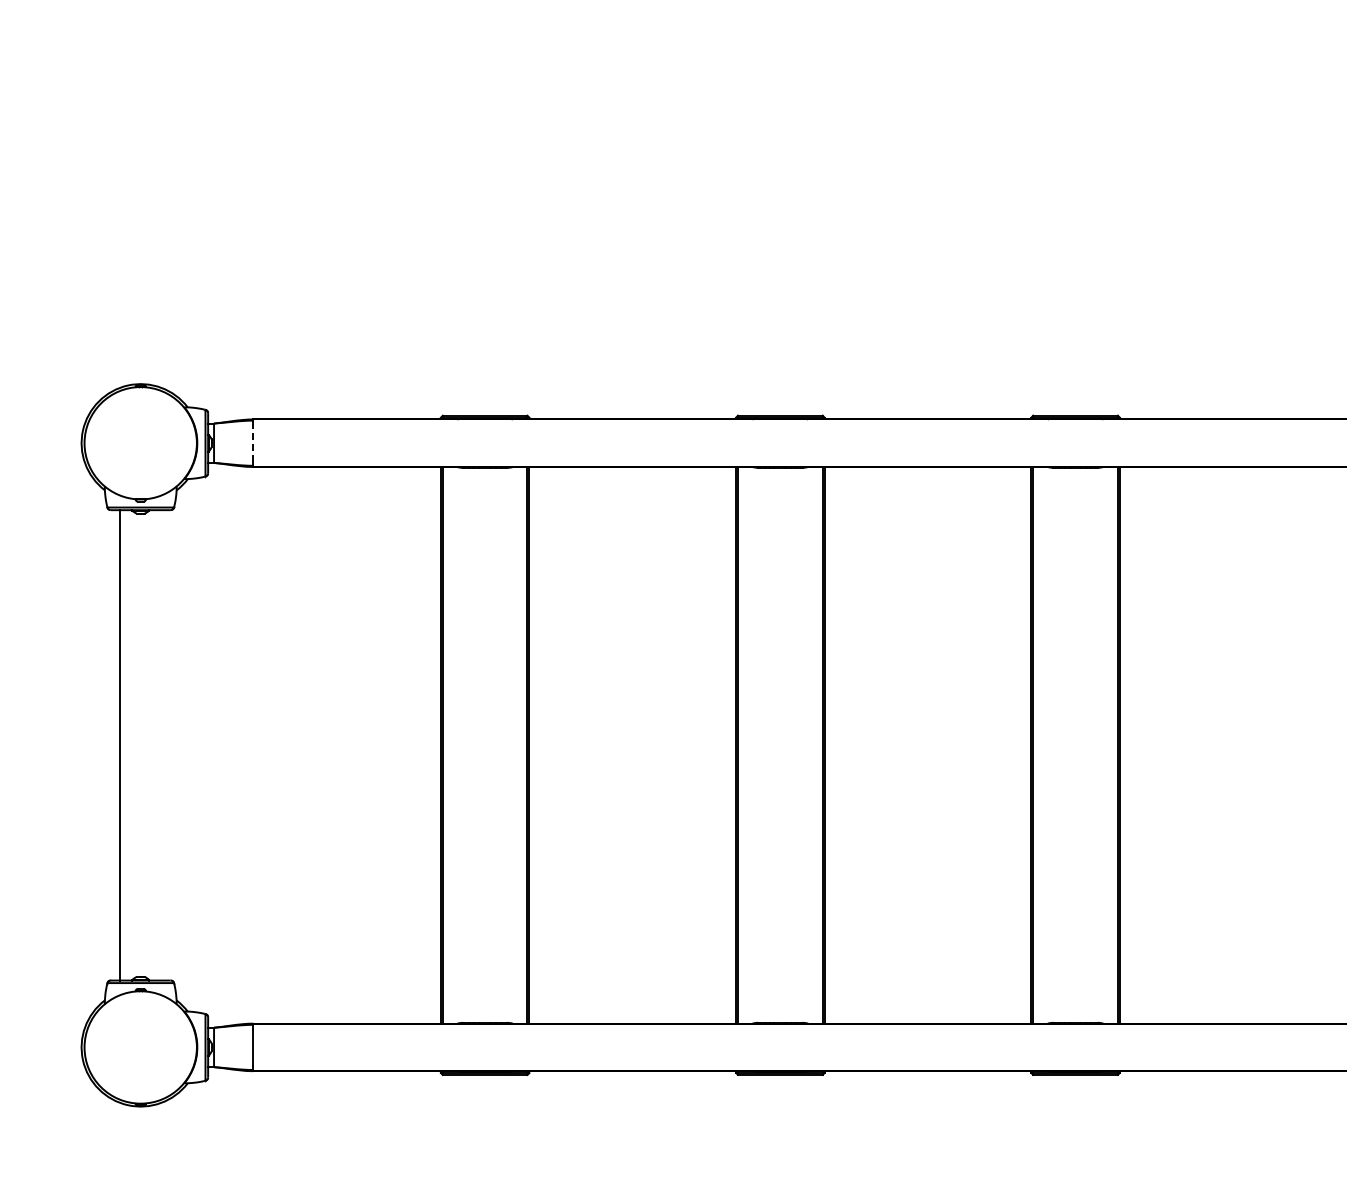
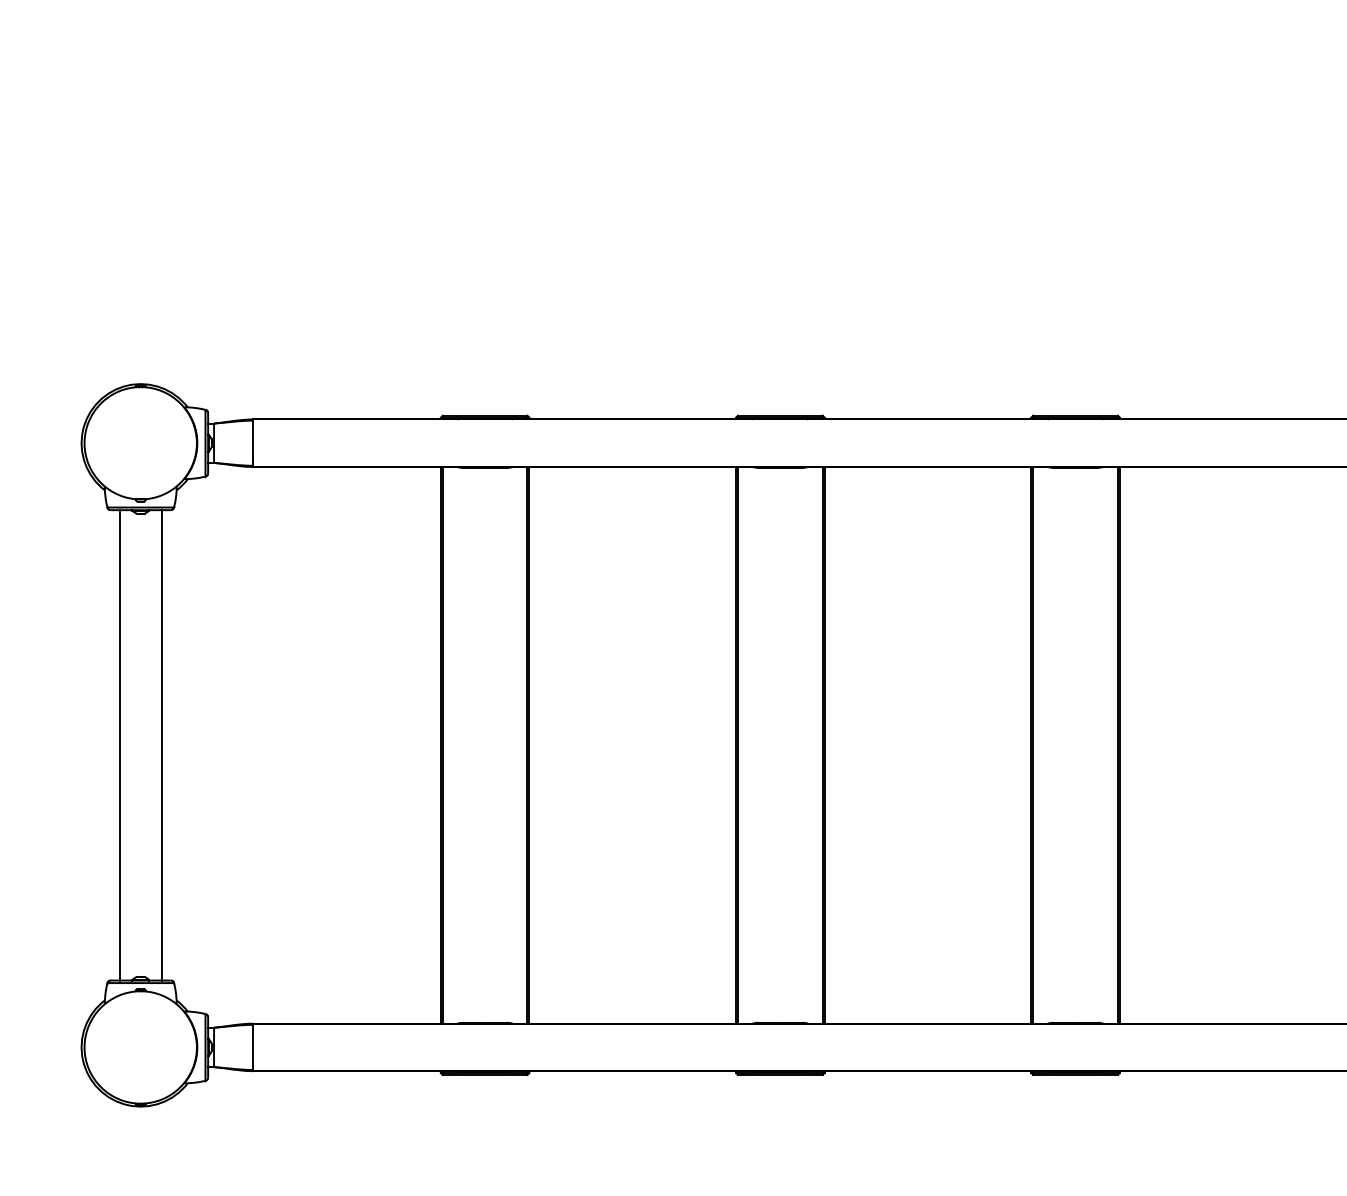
line: dashed -> solid (253, 443)
line: none -> present (161, 745)
